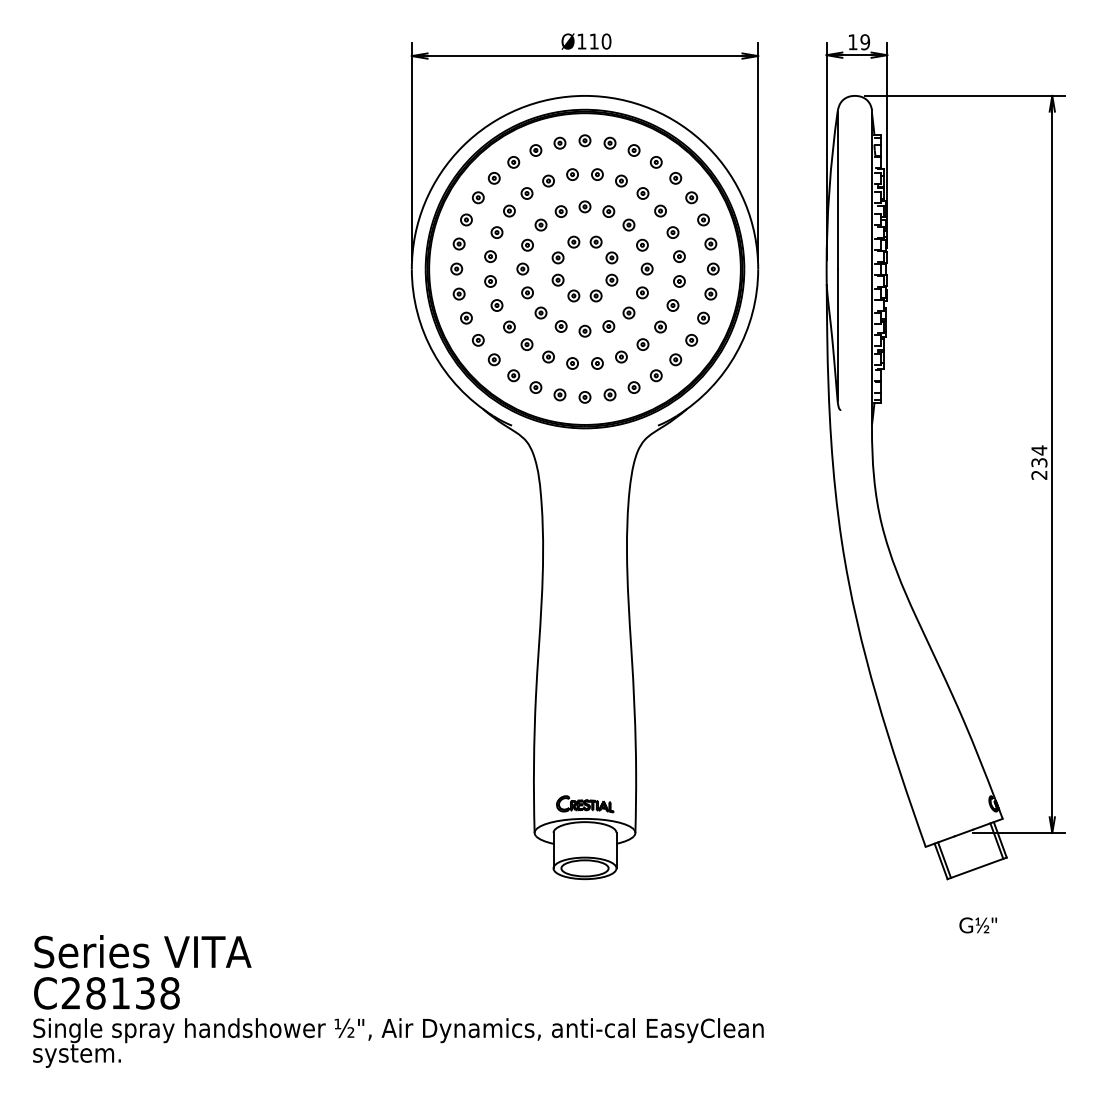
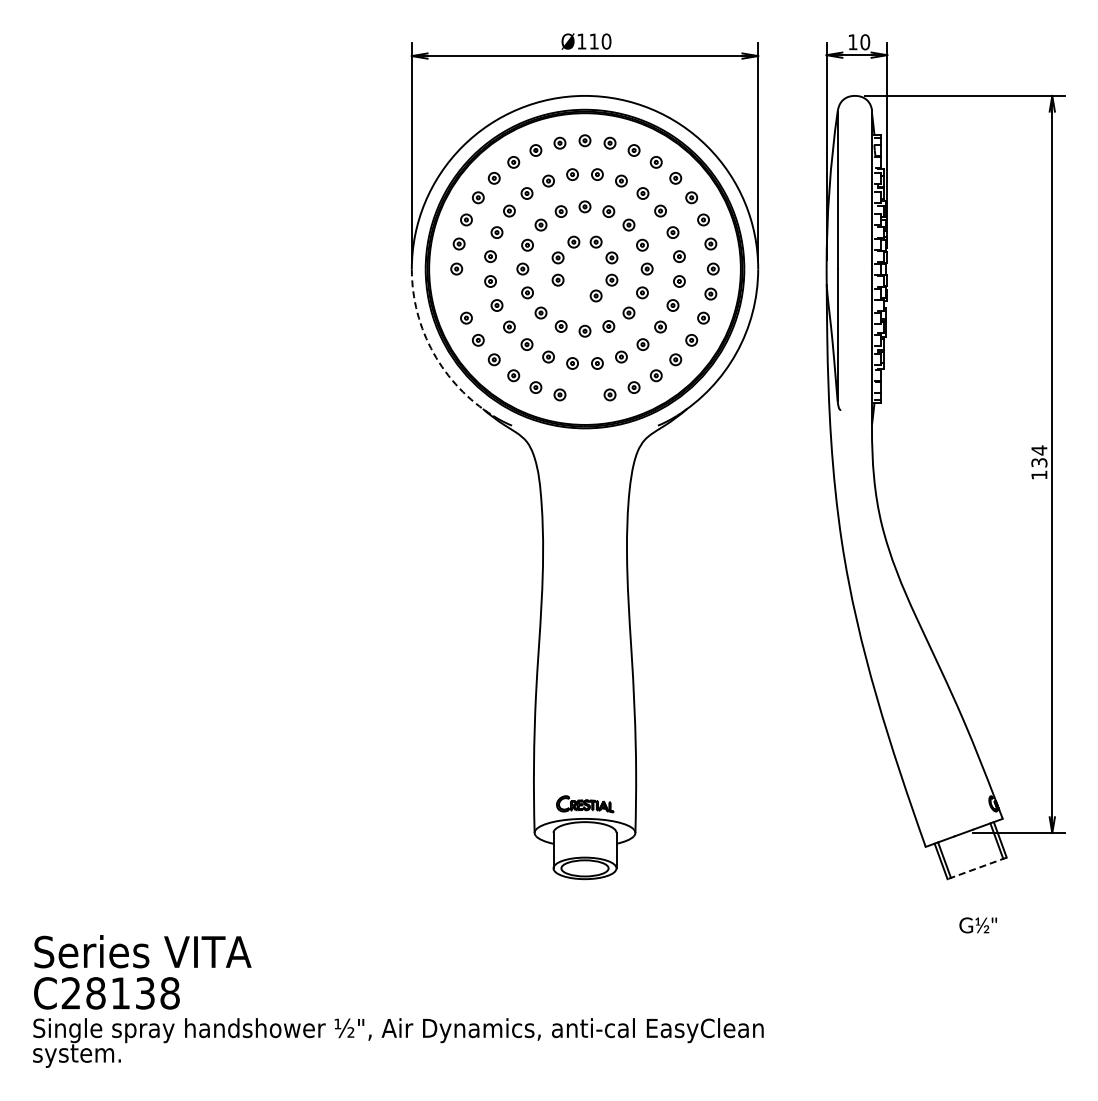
text: 19 -> 10 (864, 42)
part: present -> none (458, 293)
part: present -> none (573, 295)
arc: solid -> dashed (433, 353)
part: present -> none (584, 397)
text: 234 -> 134 (1039, 474)
line: solid -> dashed (976, 868)
